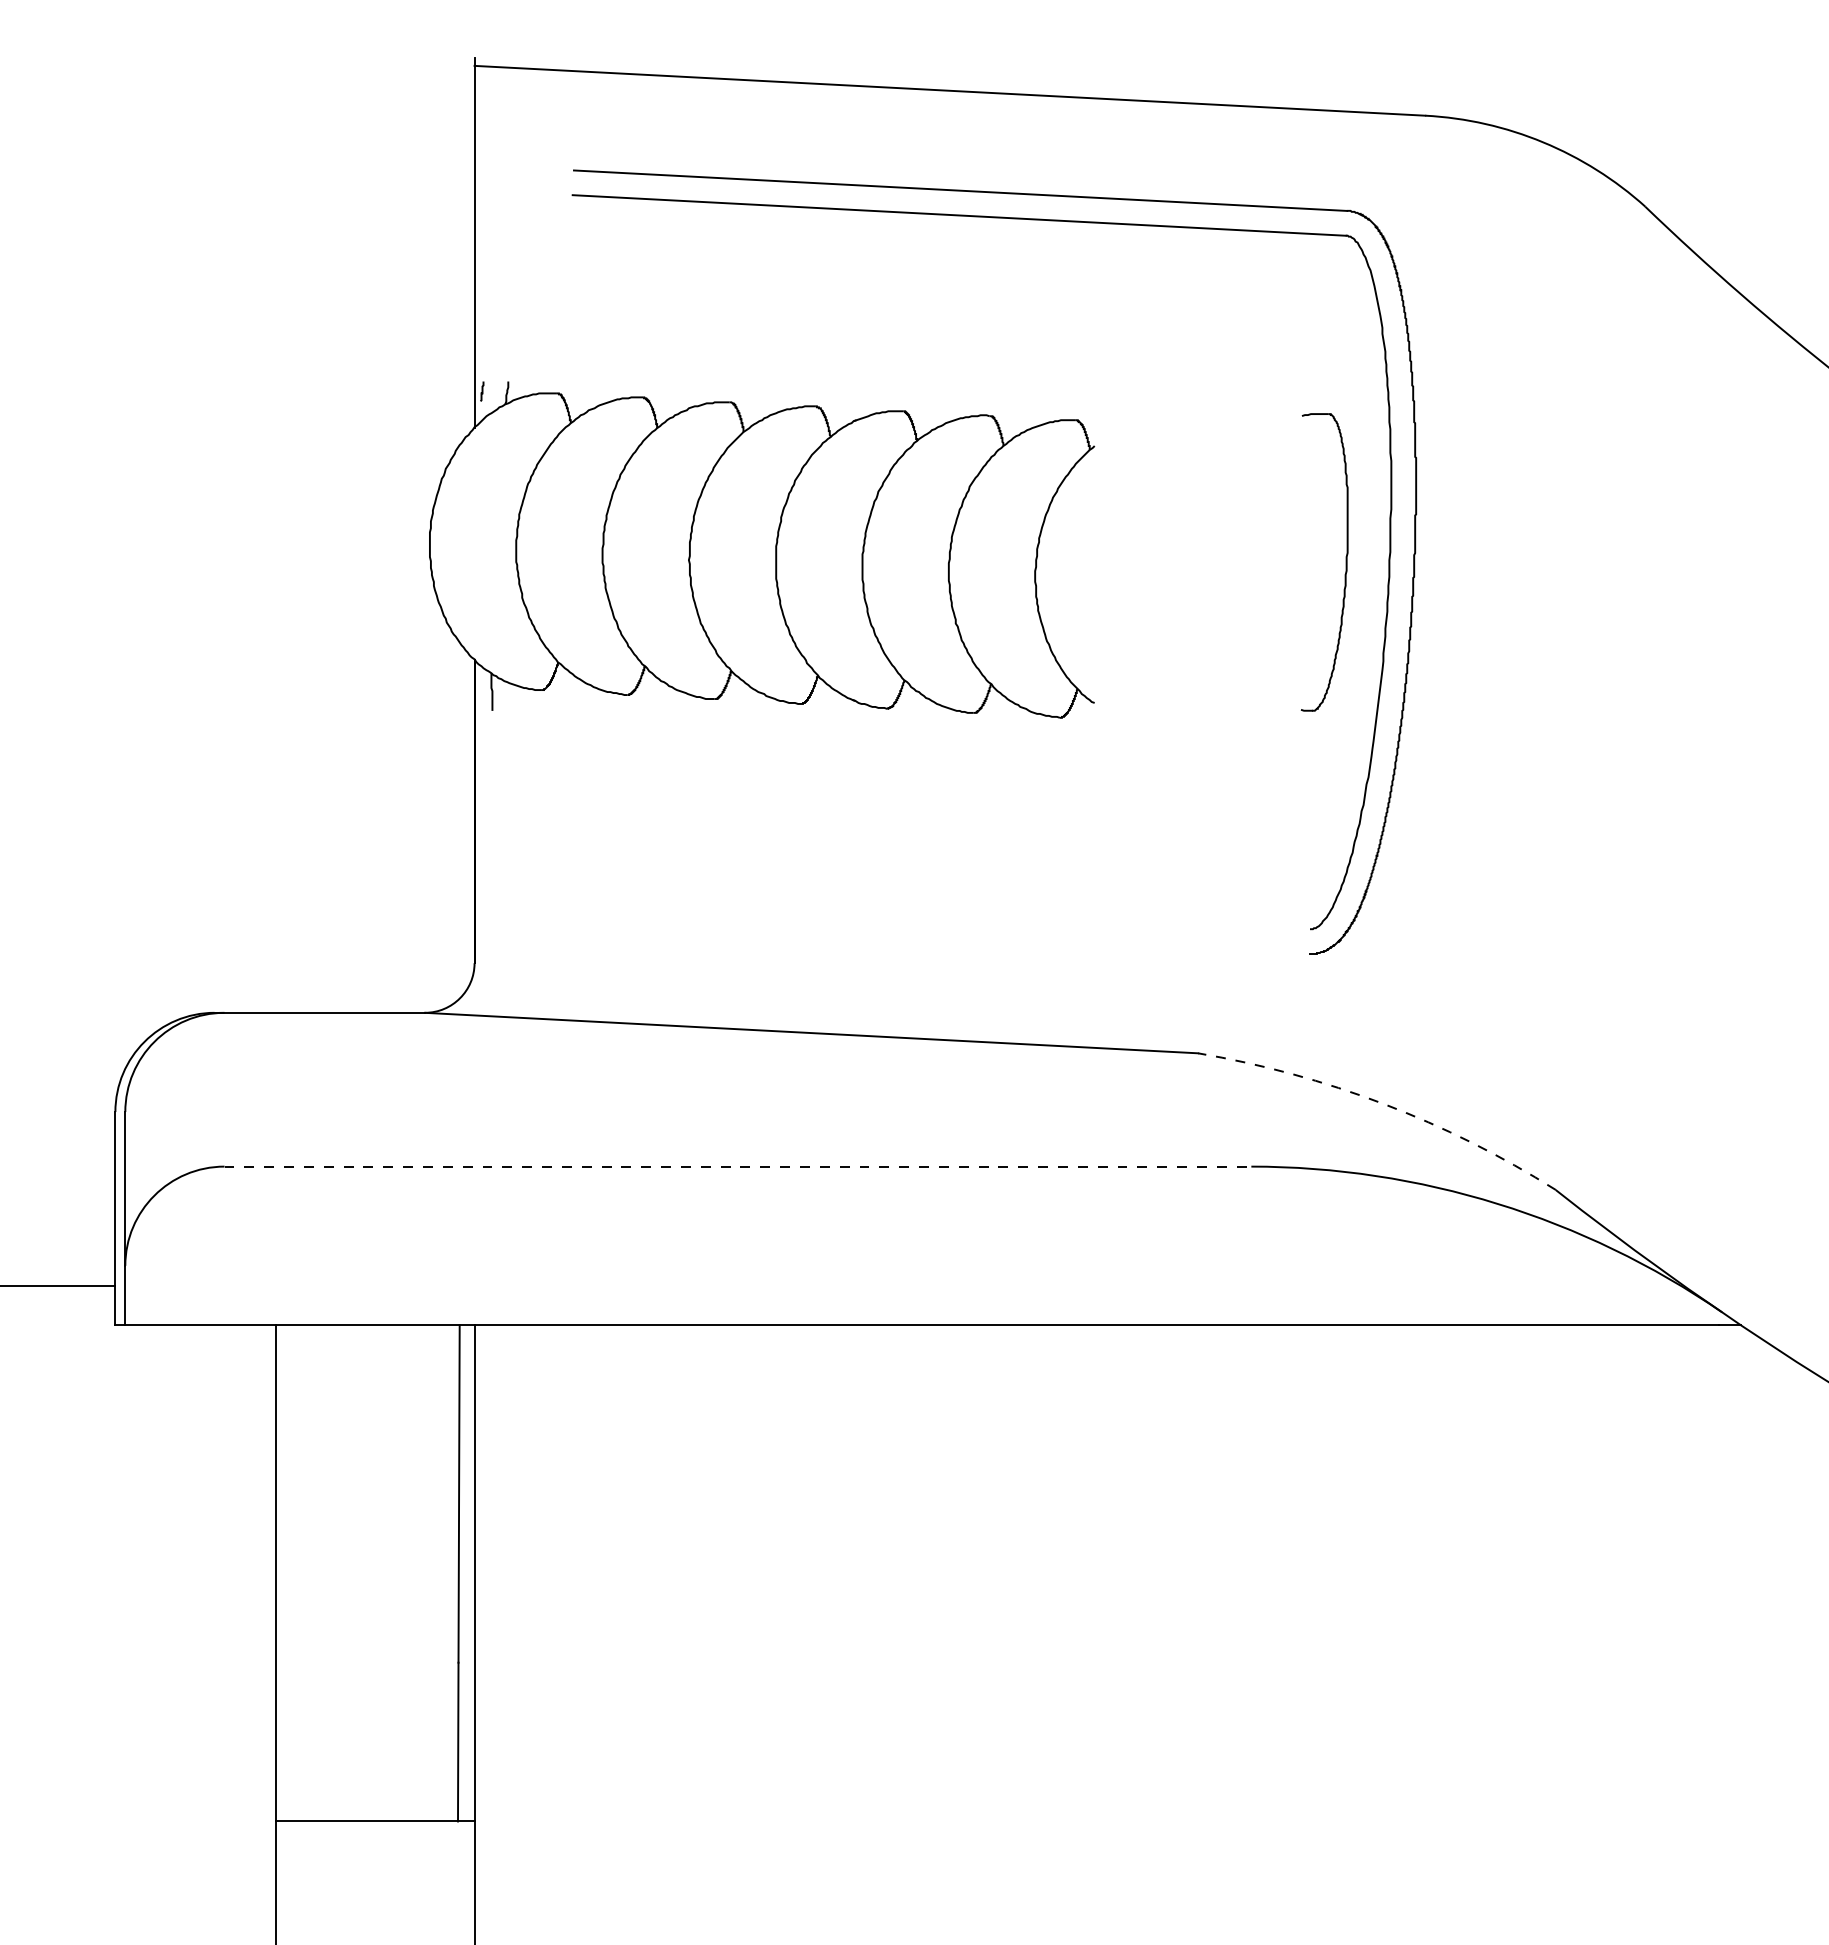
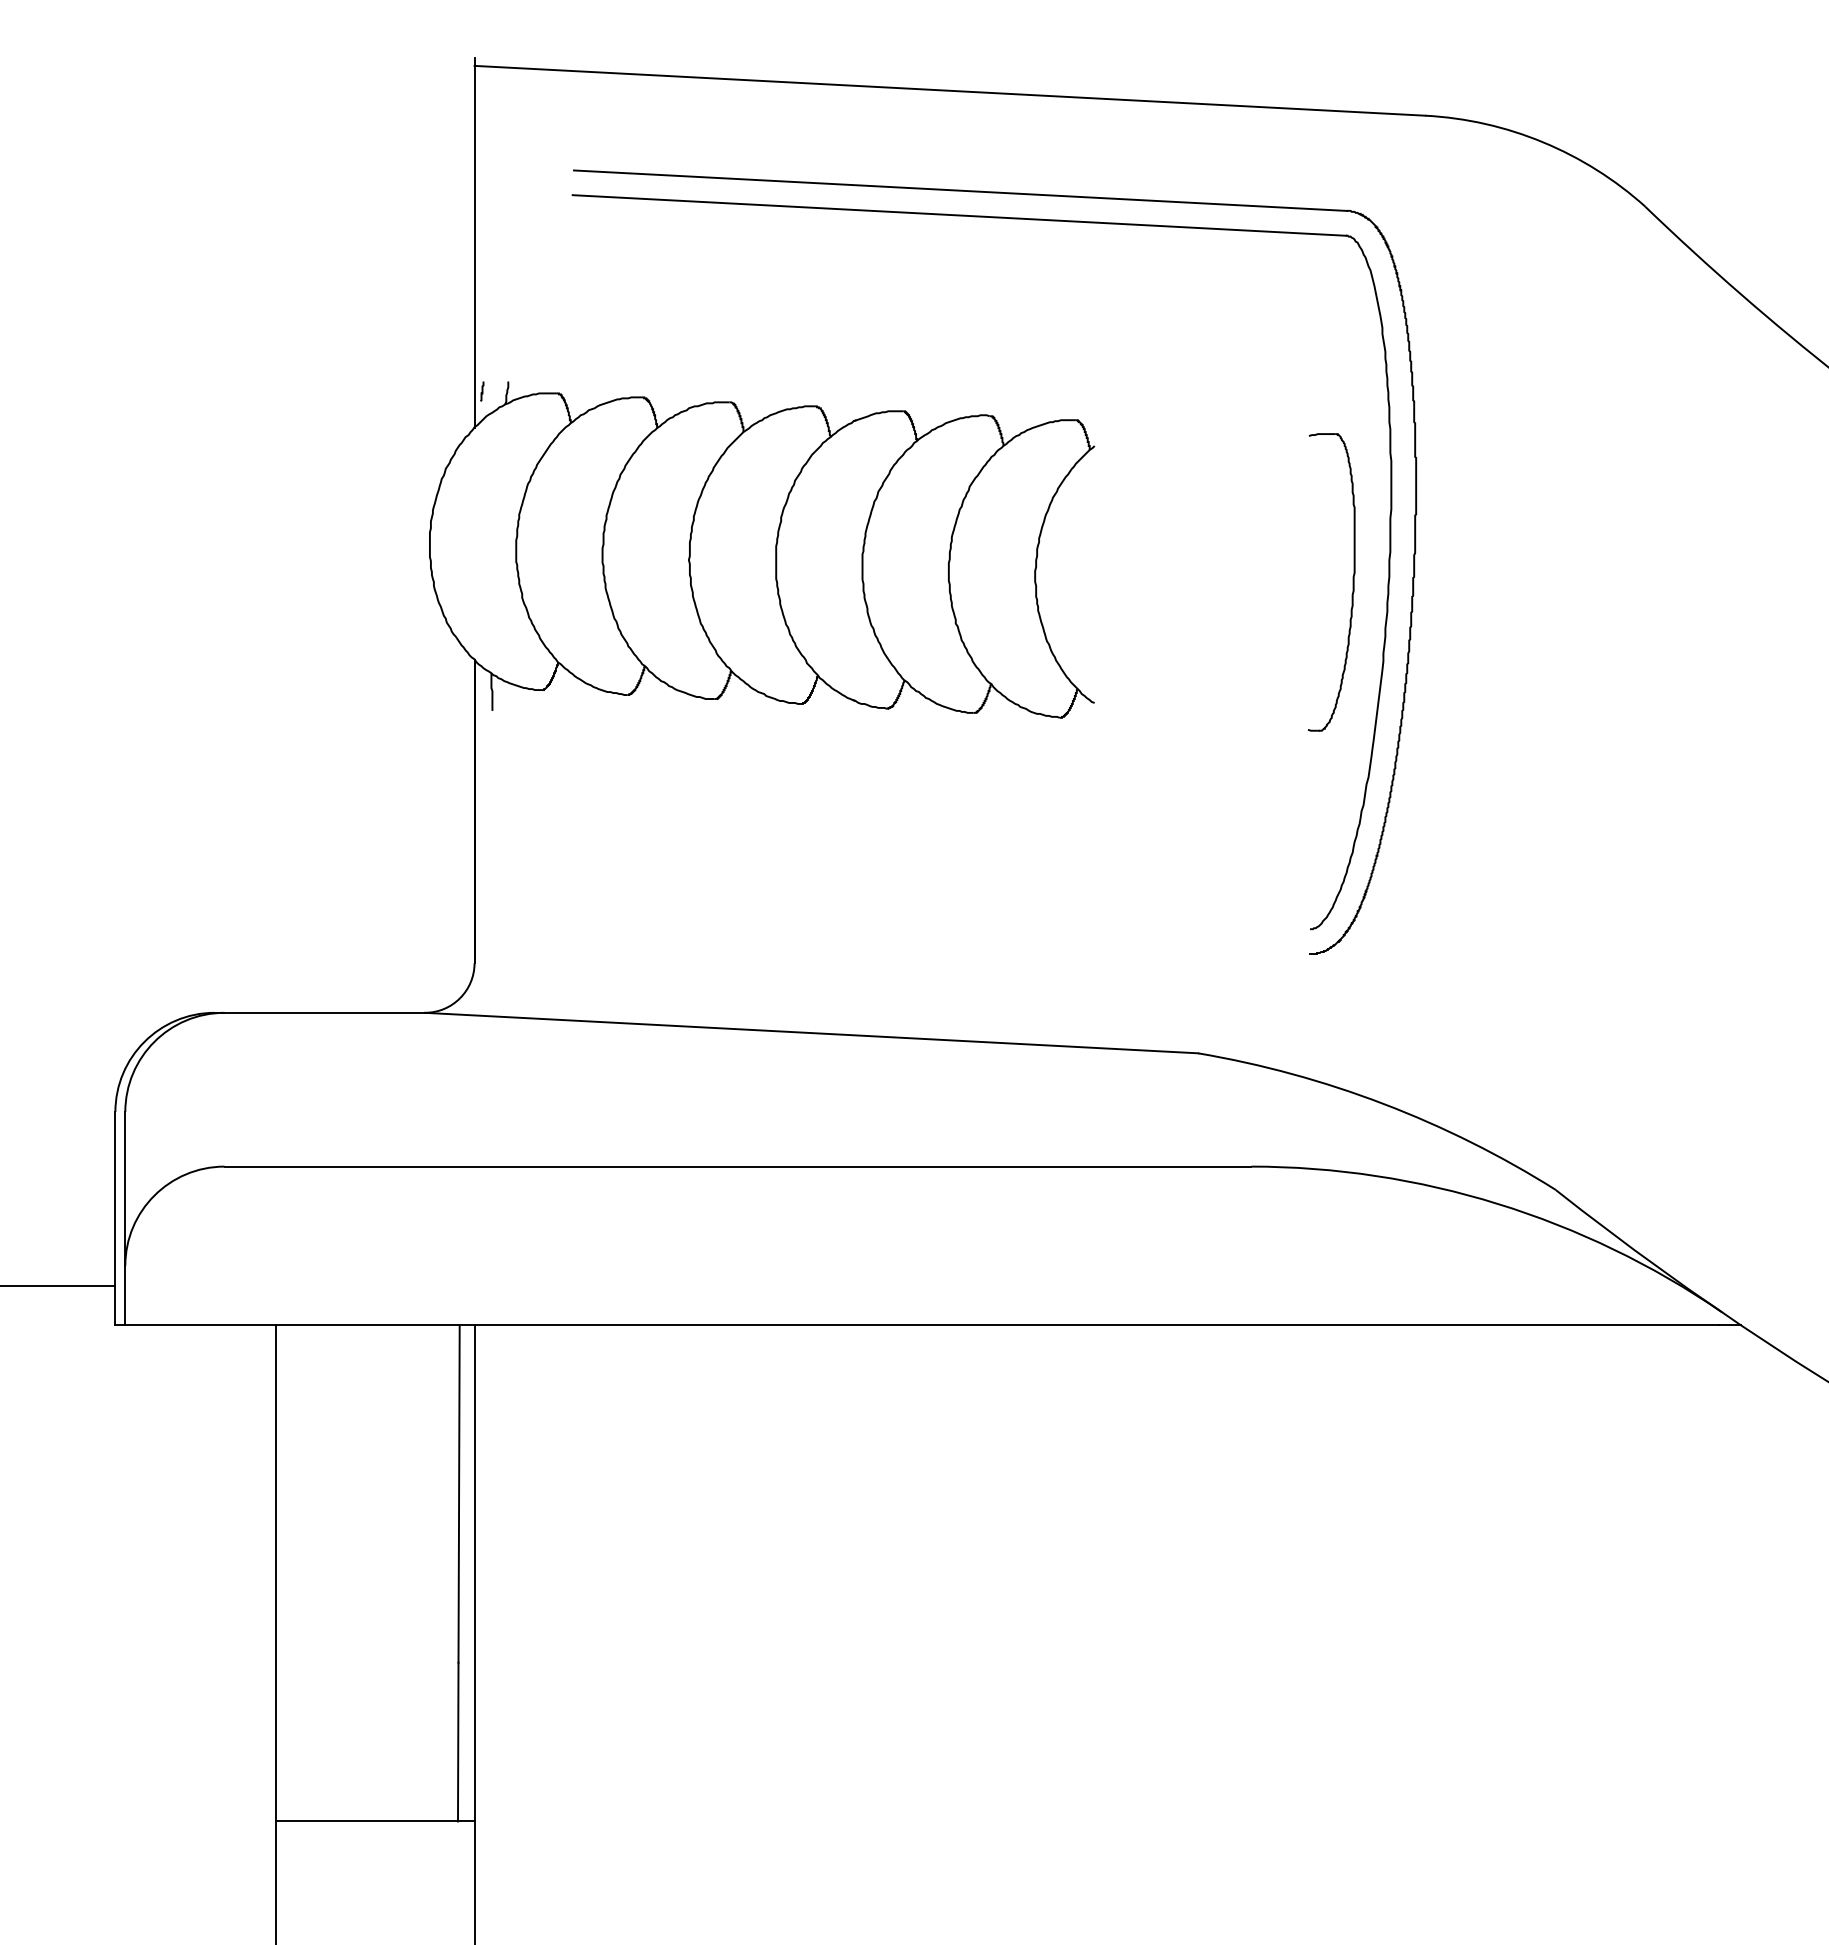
part position: (1345, 562) -> (1352, 582) (1352, 582)
arc: dashed -> solid (1383, 1103)
line: dashed -> solid (738, 1166)
